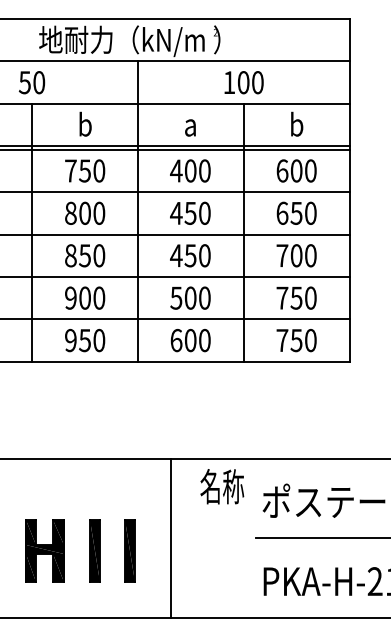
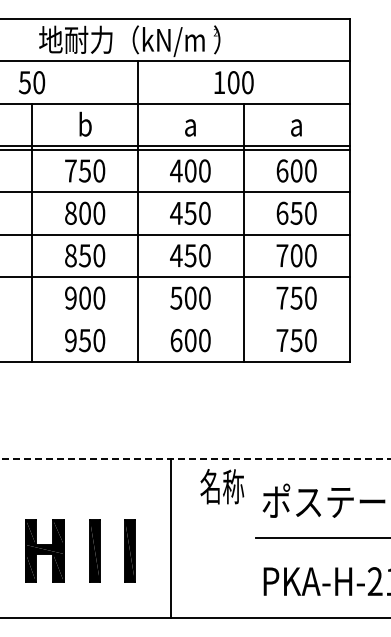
text position: (243, 82) -> (233, 82) (233, 82)
text: b -> a (297, 123)
line: present -> none (175, 319)
line: solid -> dashed (195, 458)
